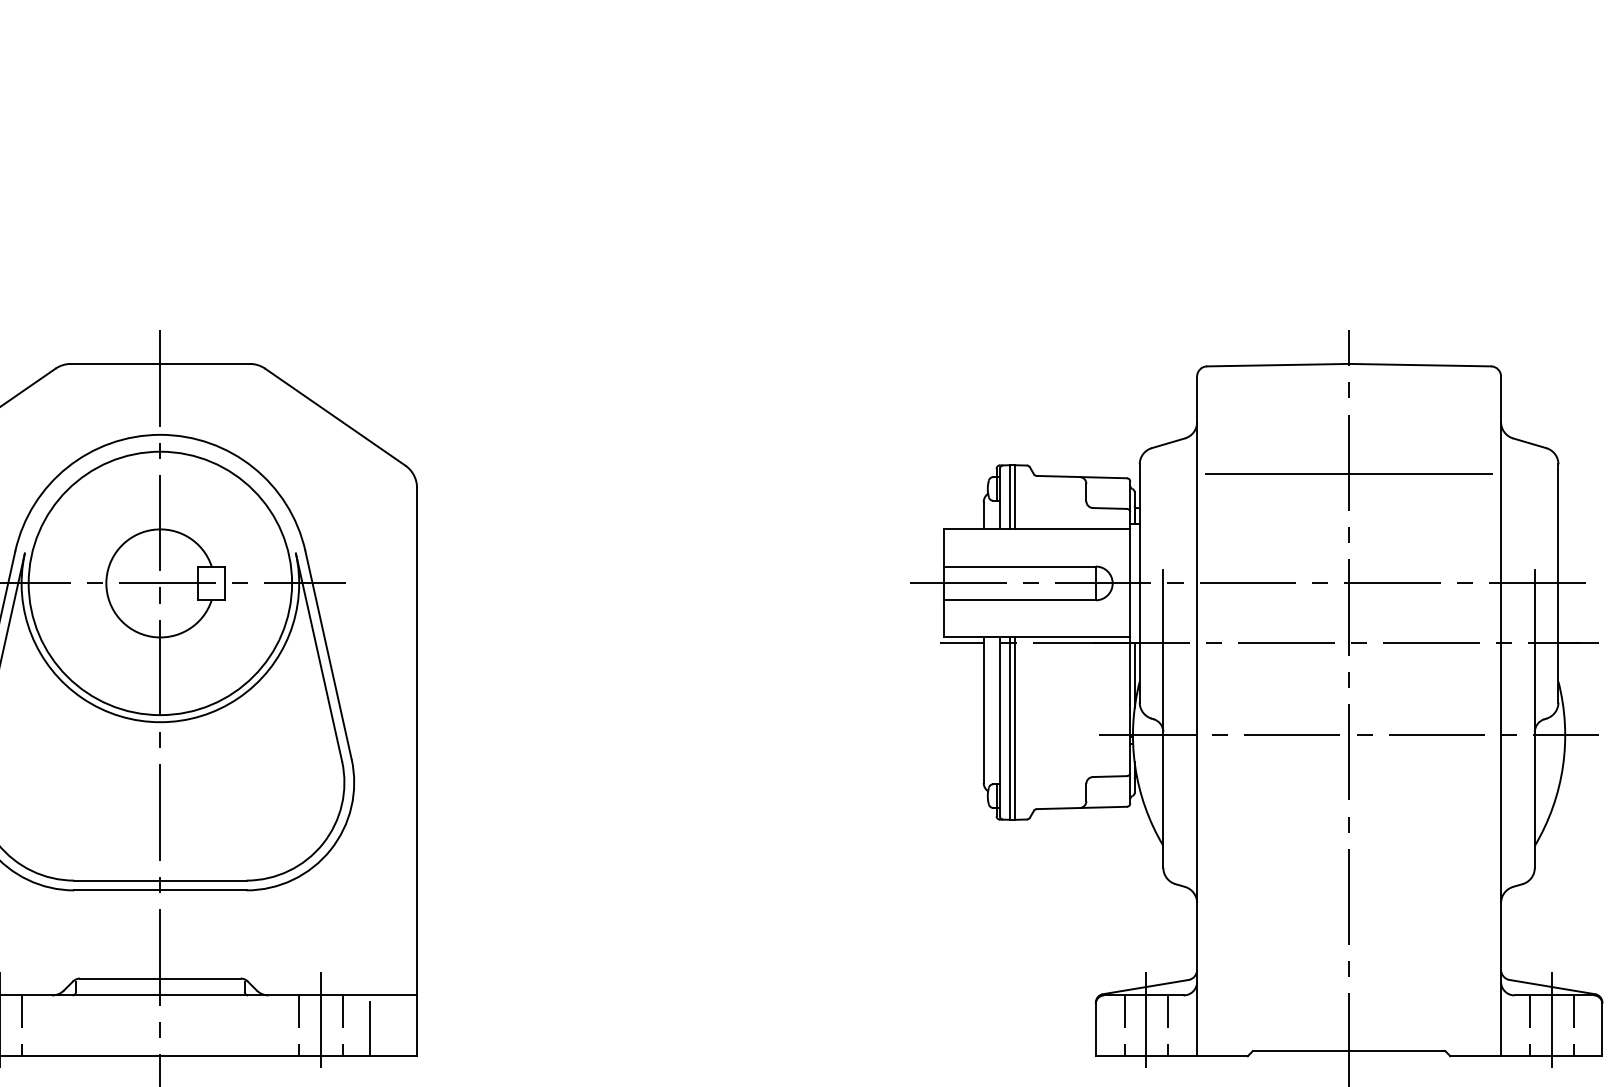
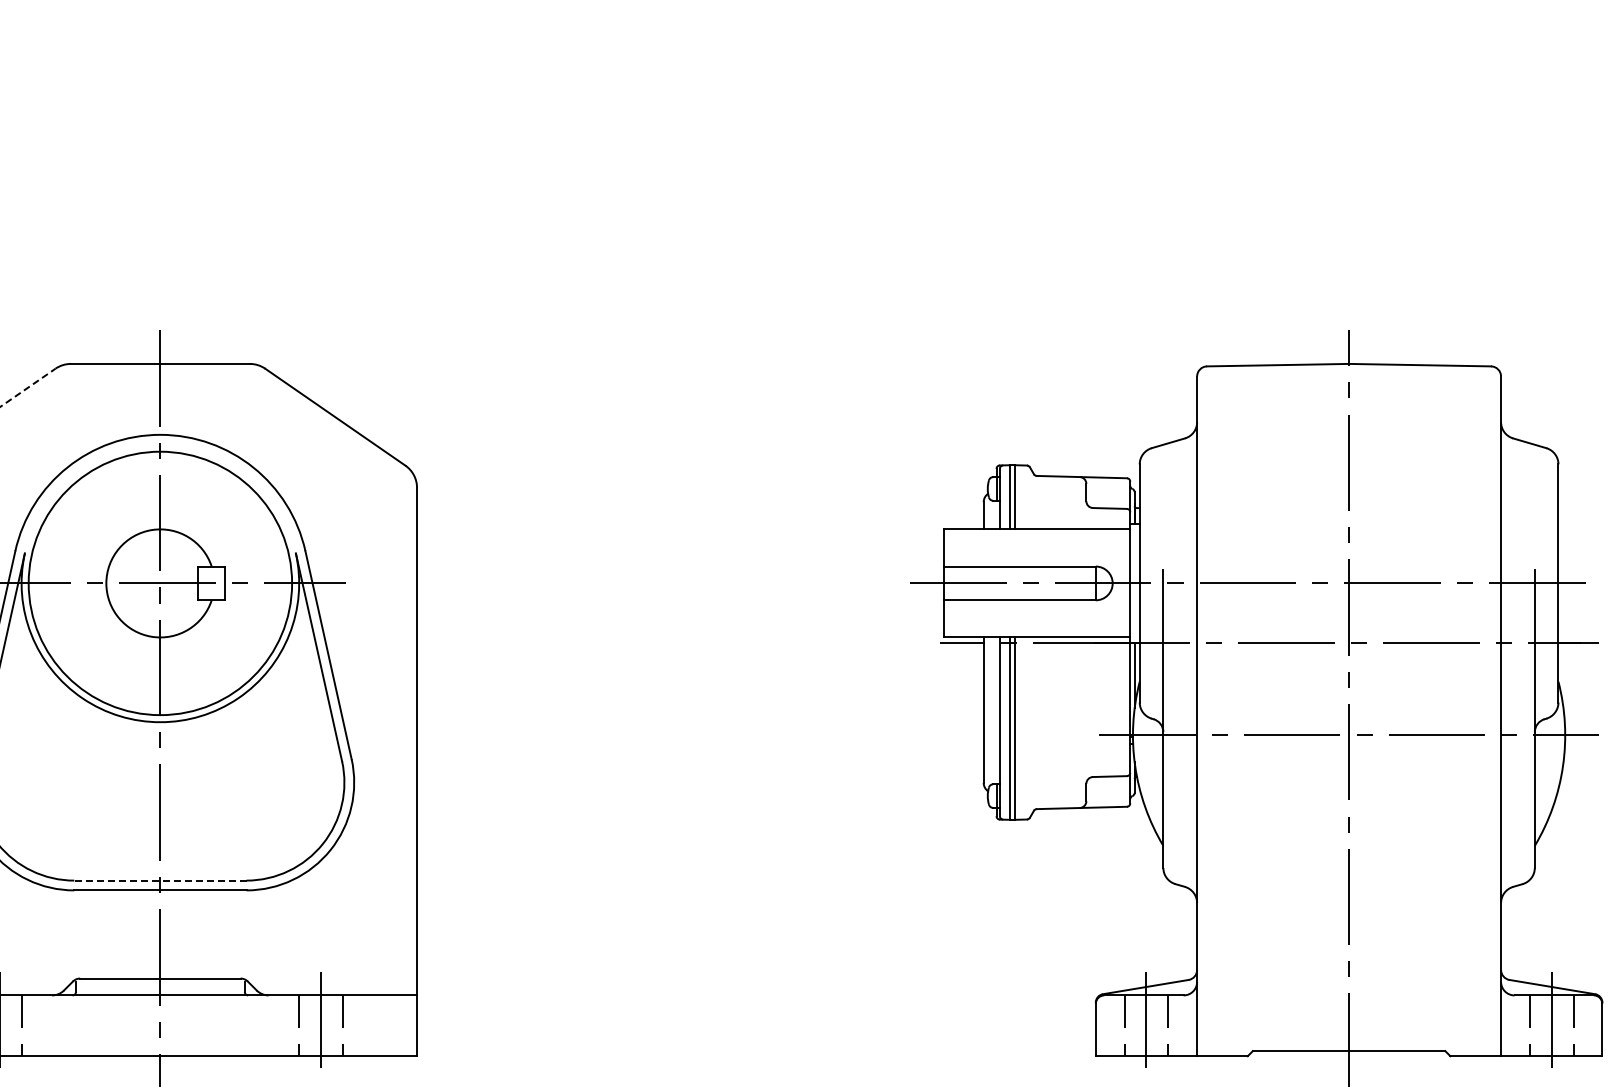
line: solid -> dashed (28, 387)
line: present -> none (1348, 473)
line: solid -> dashed (159, 880)
line: present -> none (369, 1029)
